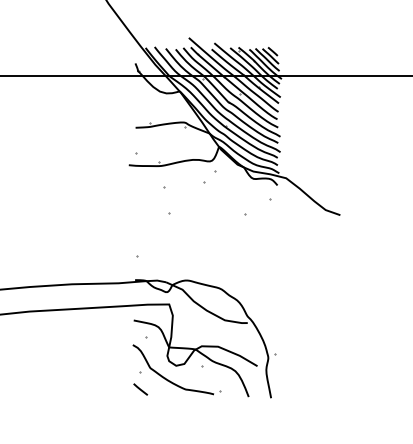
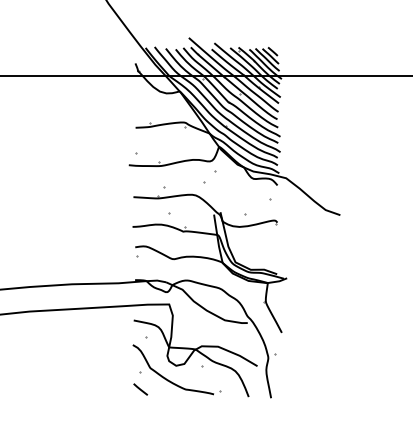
part: none -> present (209, 263)
